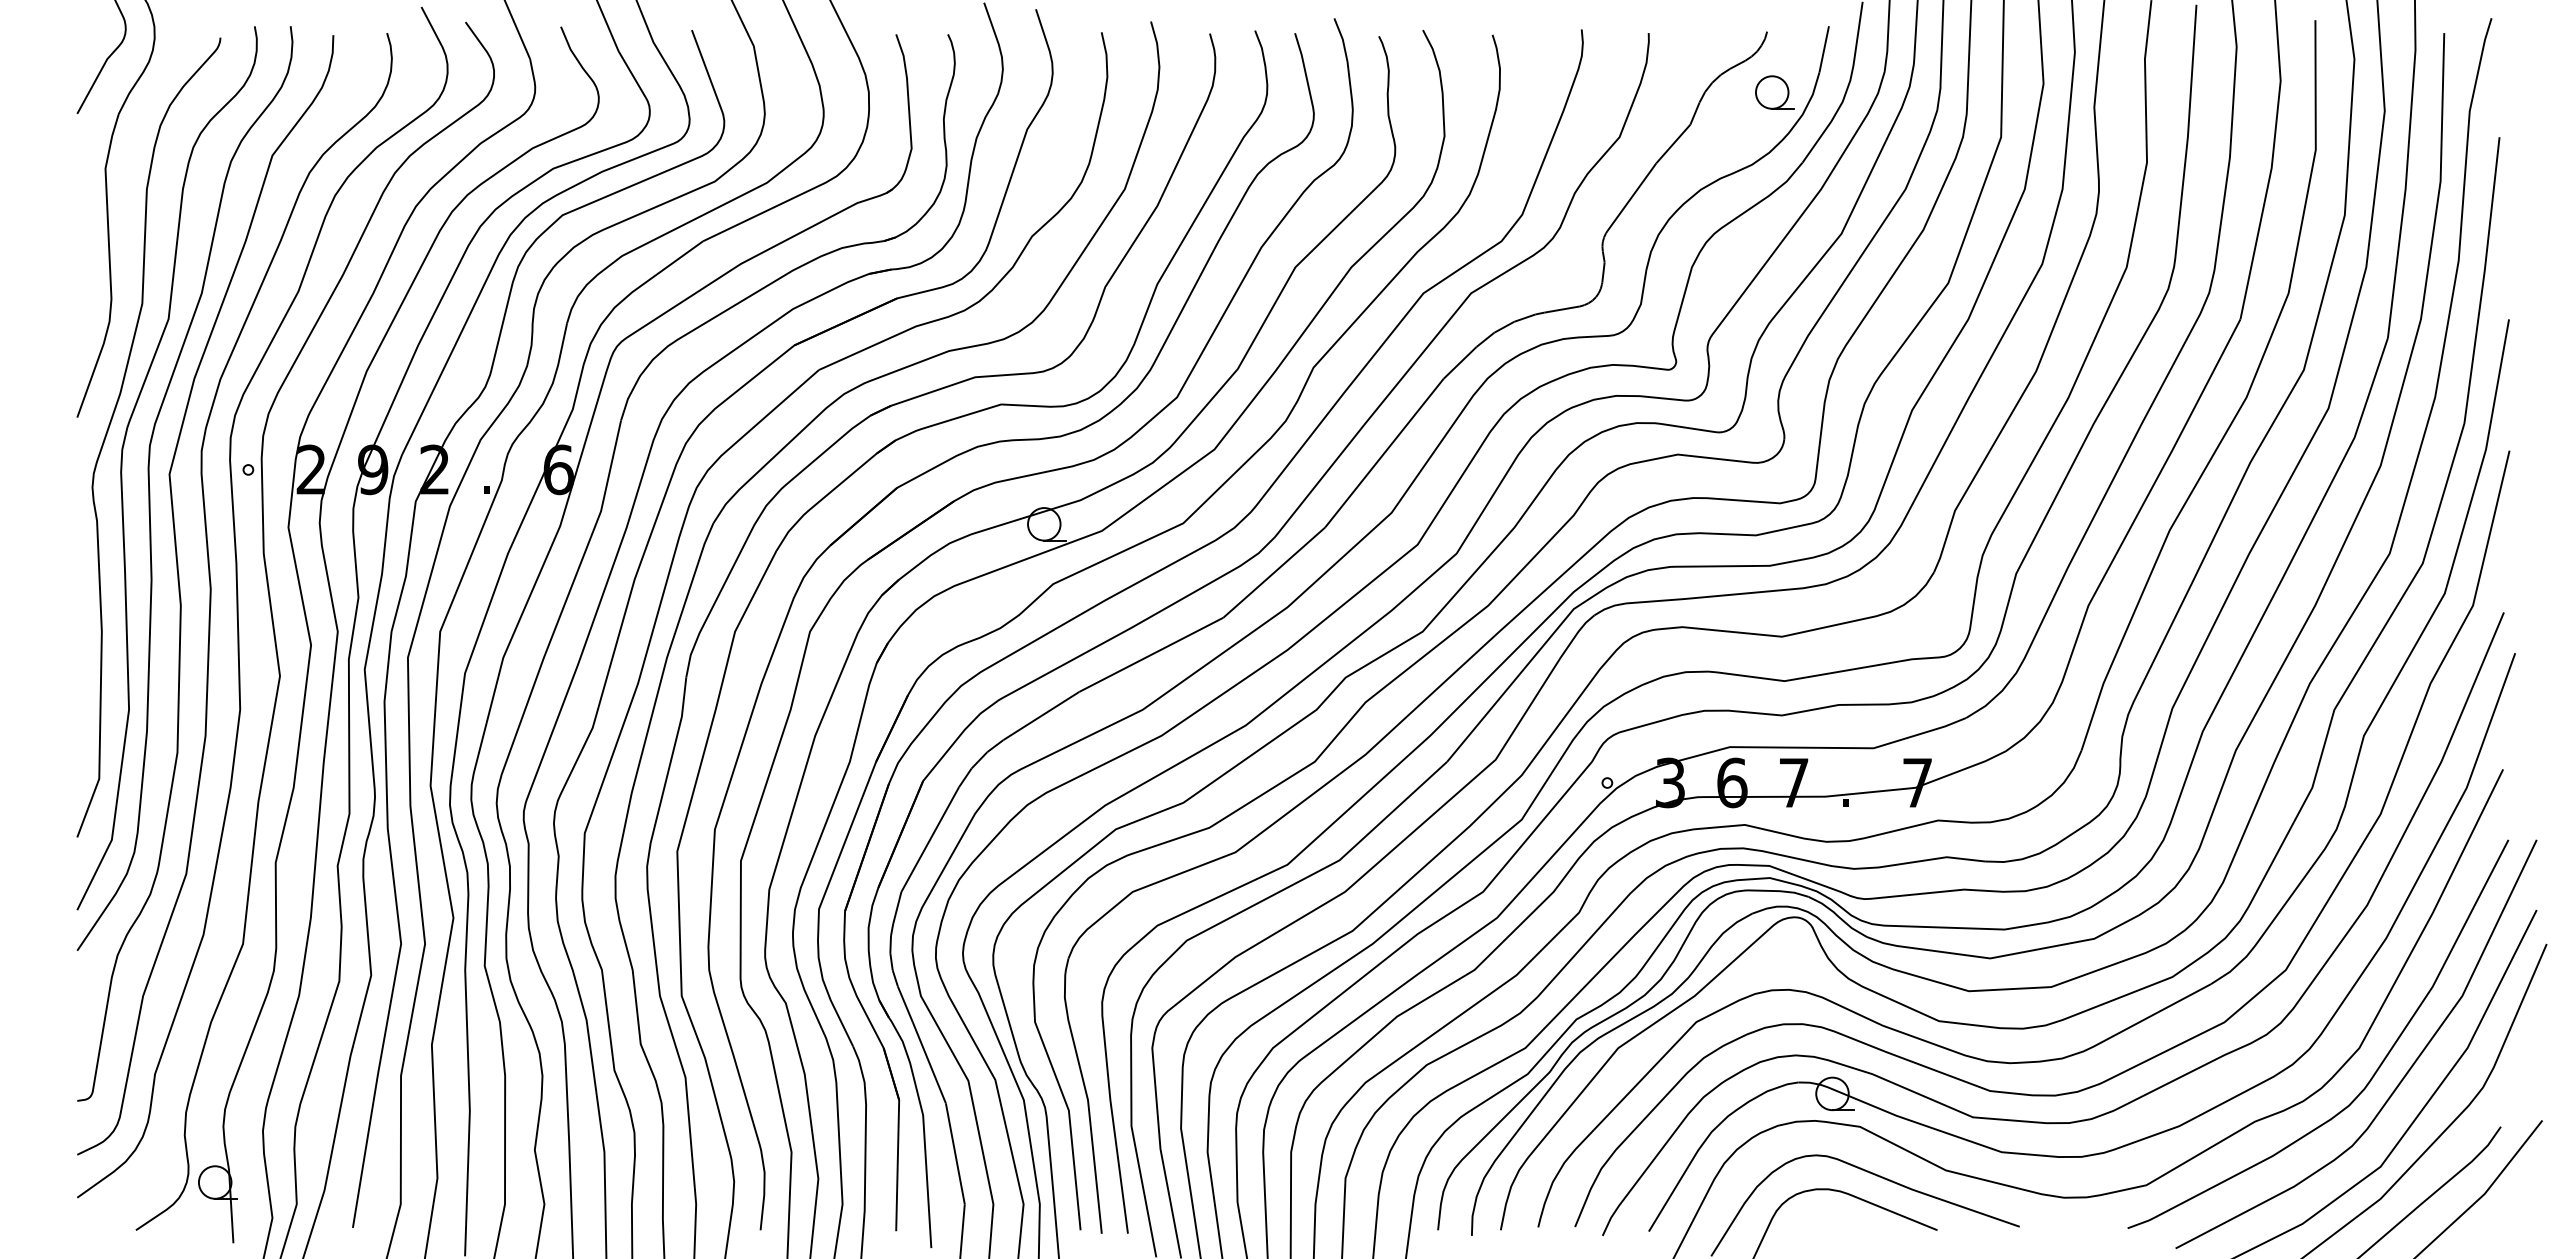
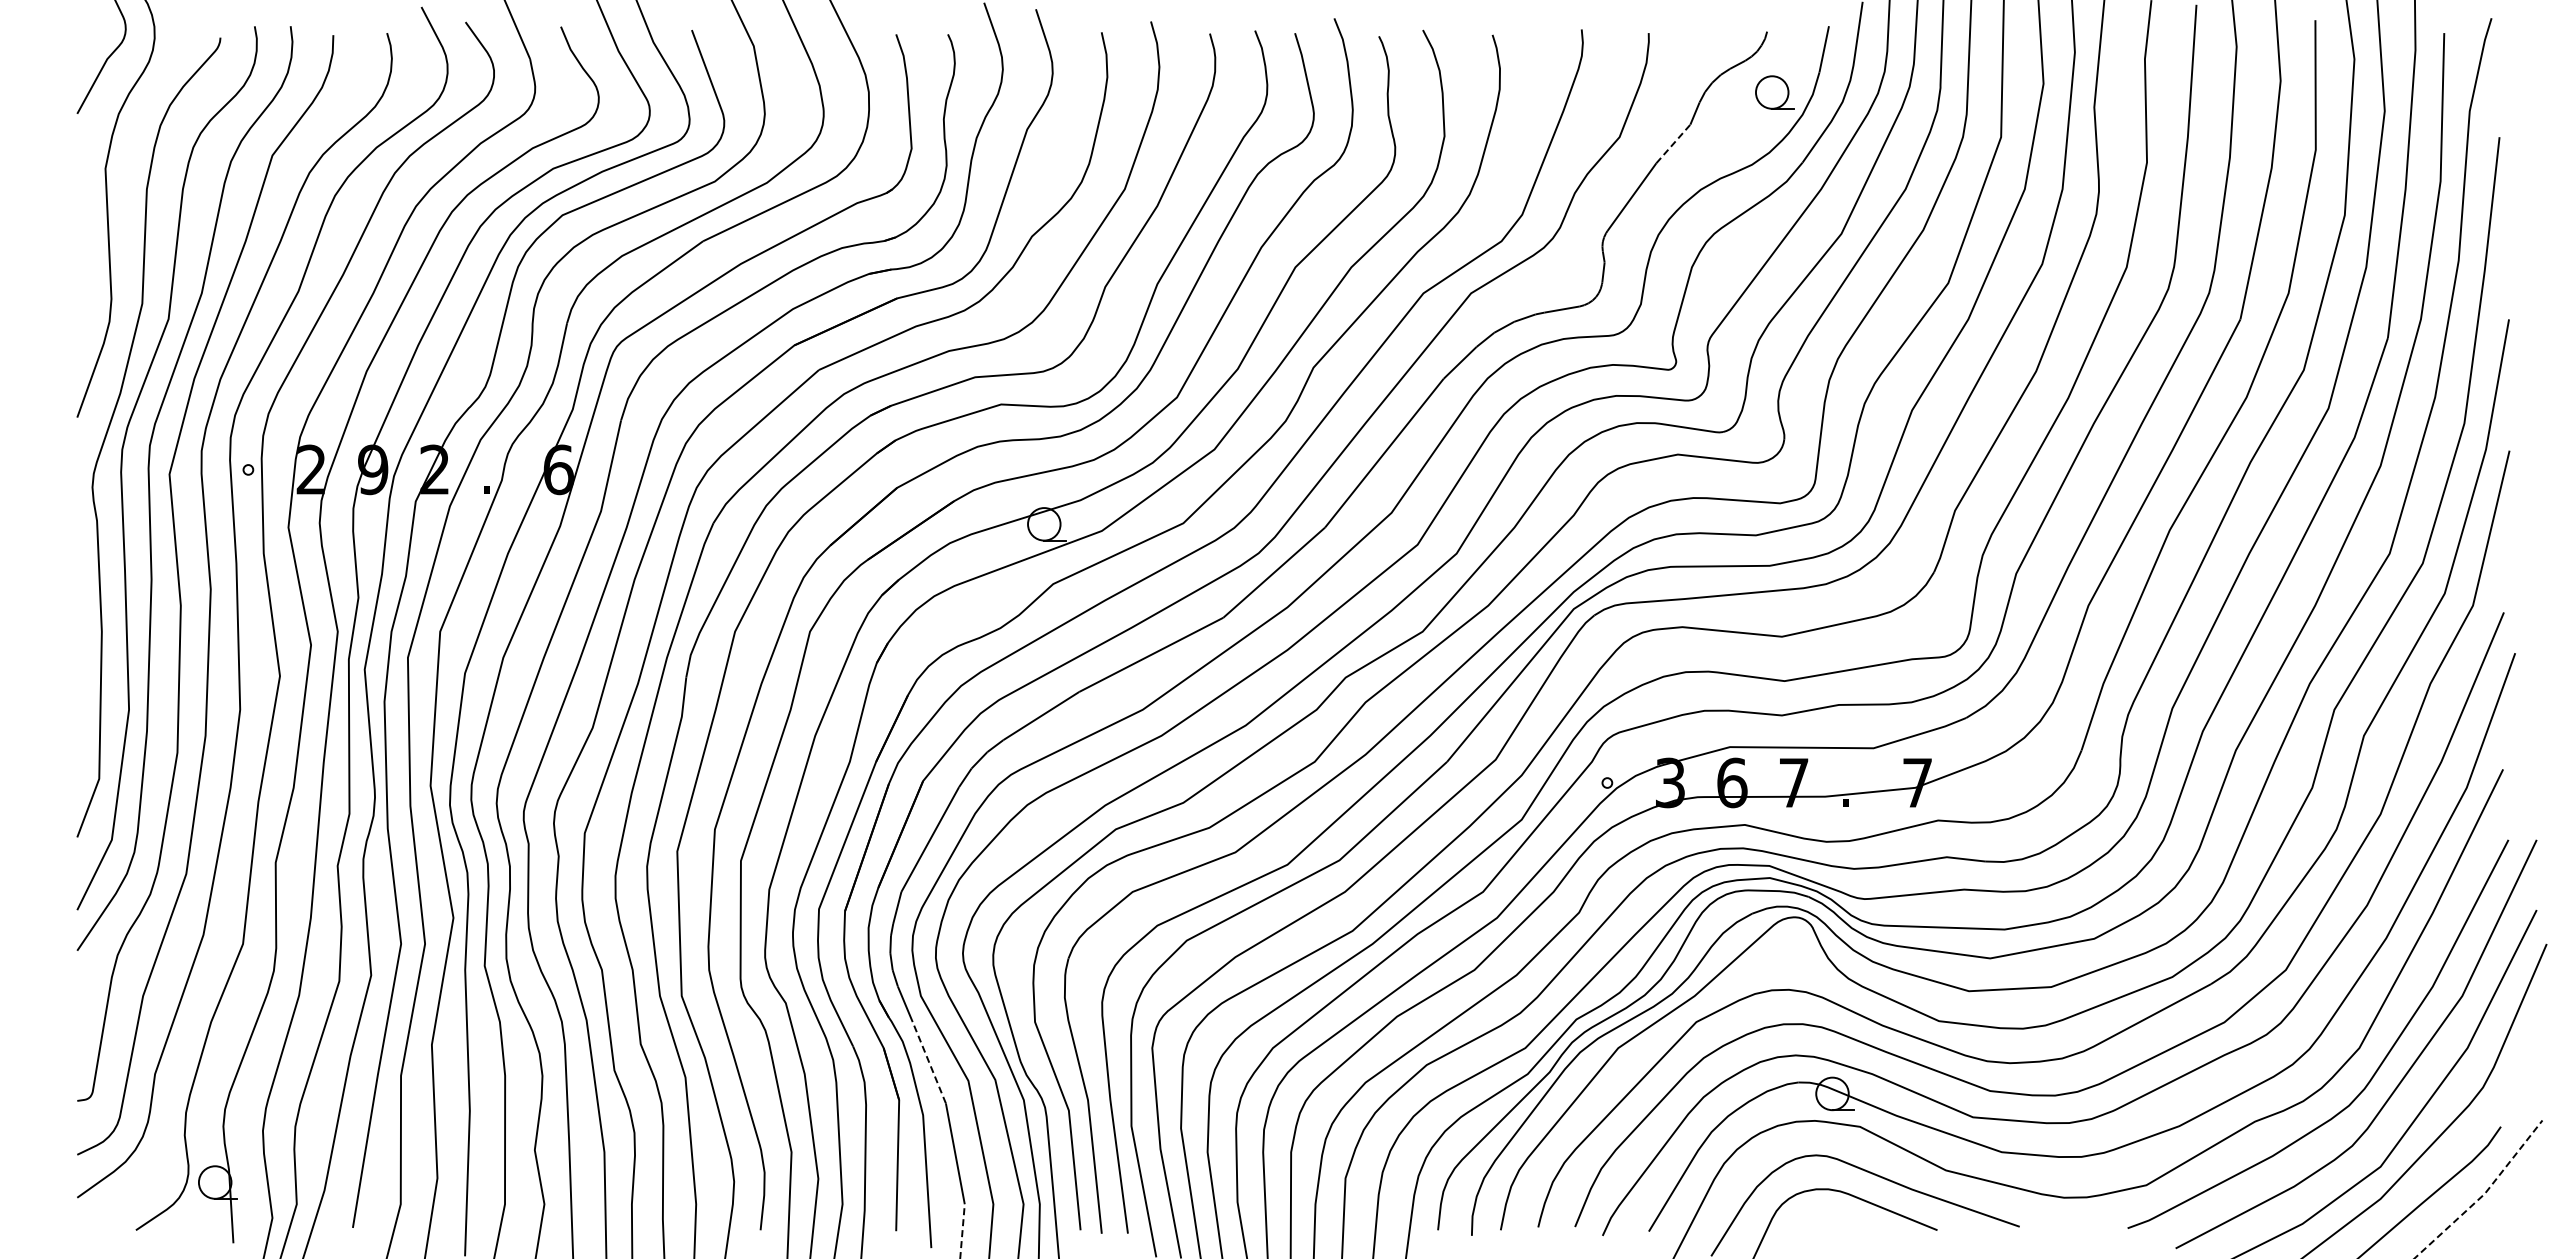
line: solid -> dashed (1673, 143)
line: solid -> dashed (929, 1062)
line: solid -> dashed (2484, 1193)
line: solid -> dashed (962, 1231)
